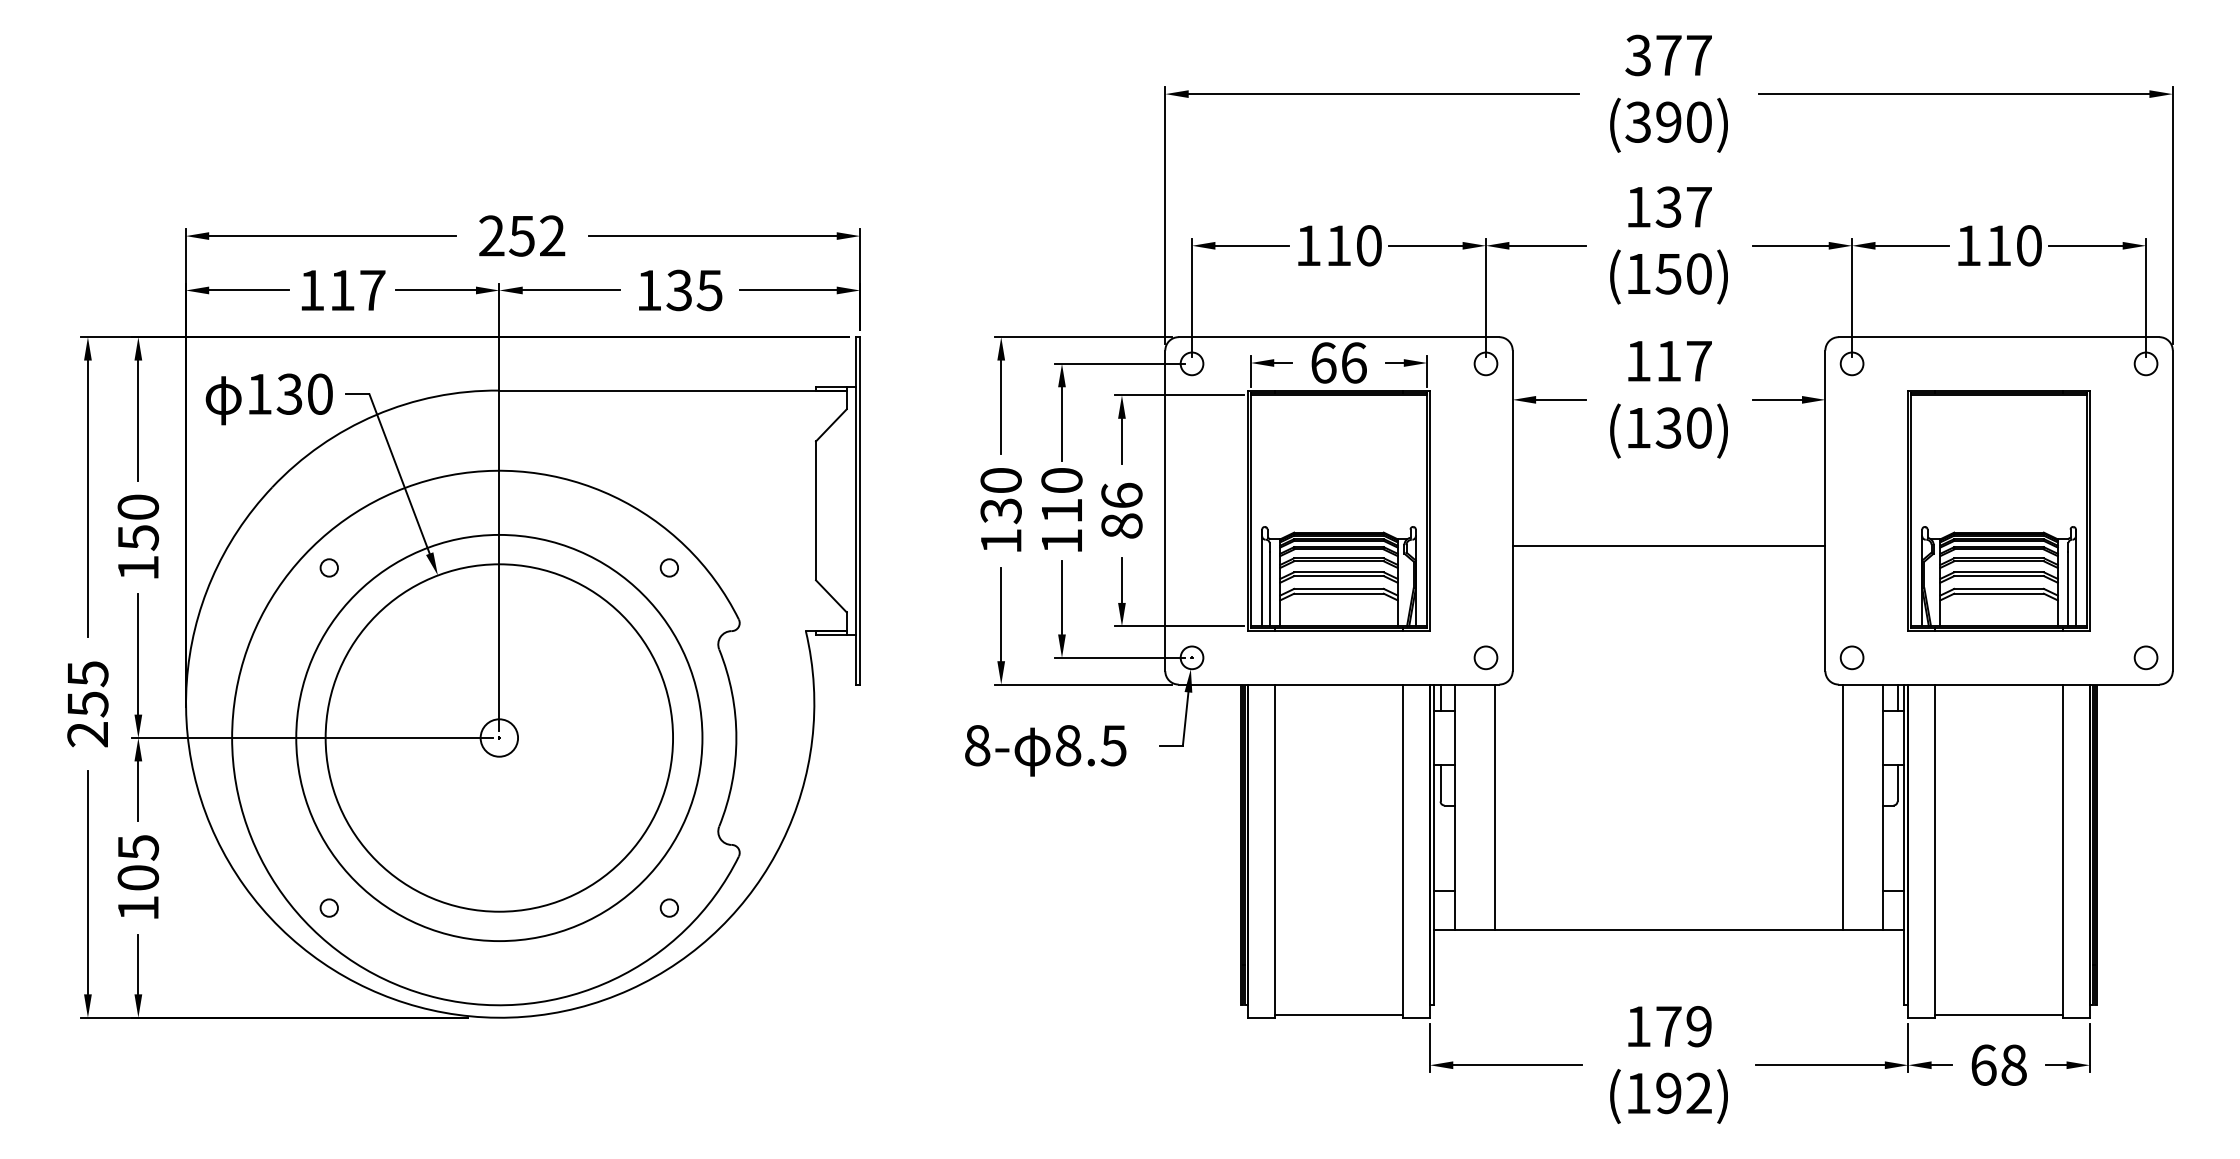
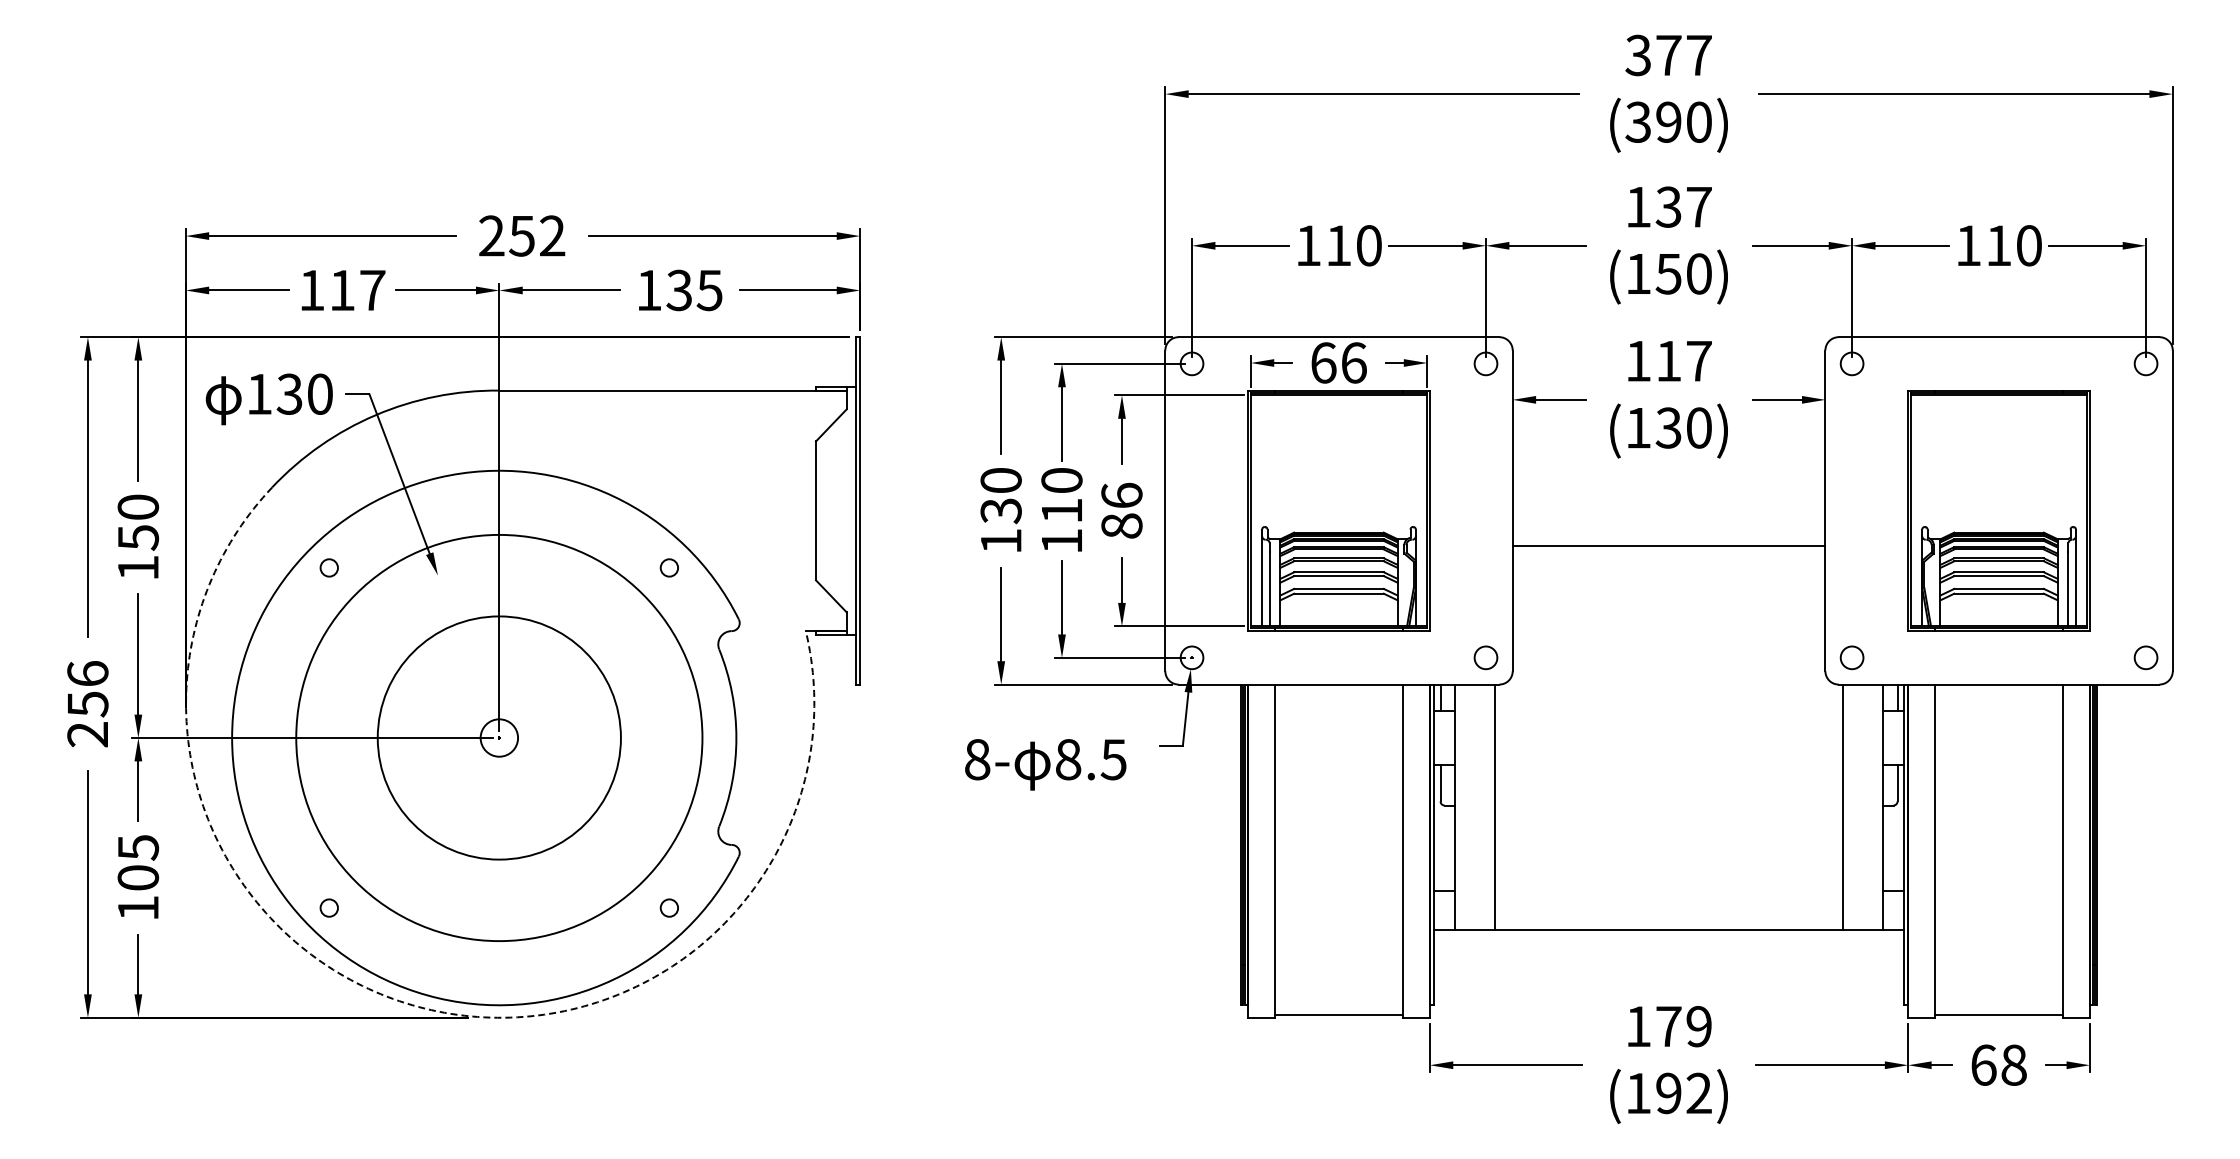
text: 255 -> 256 (87, 674)
circle diameter: 347 px -> 243 px (498, 737)
text position: (1045, 750) -> (1045, 764) (1045, 764)
arc: solid -> dashed (418, 1006)
